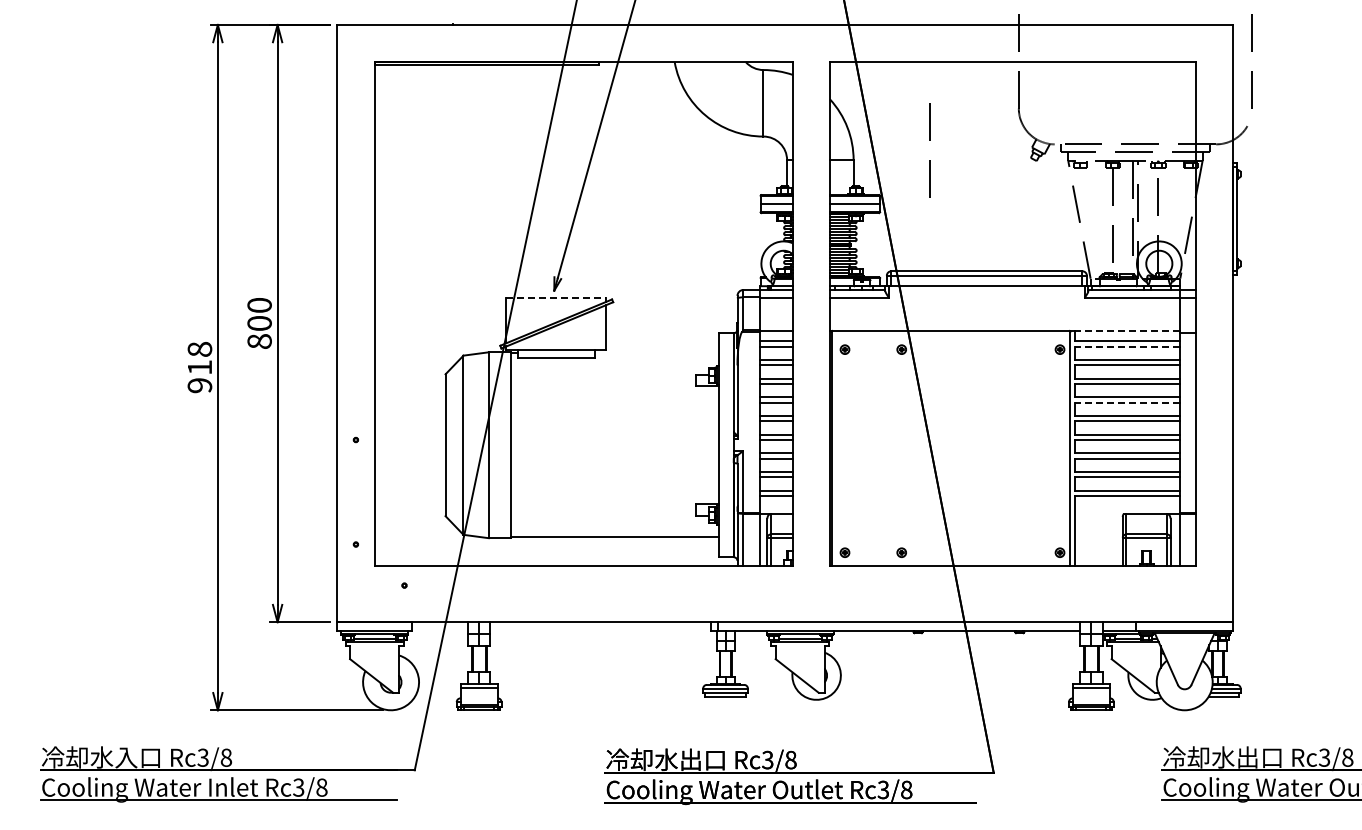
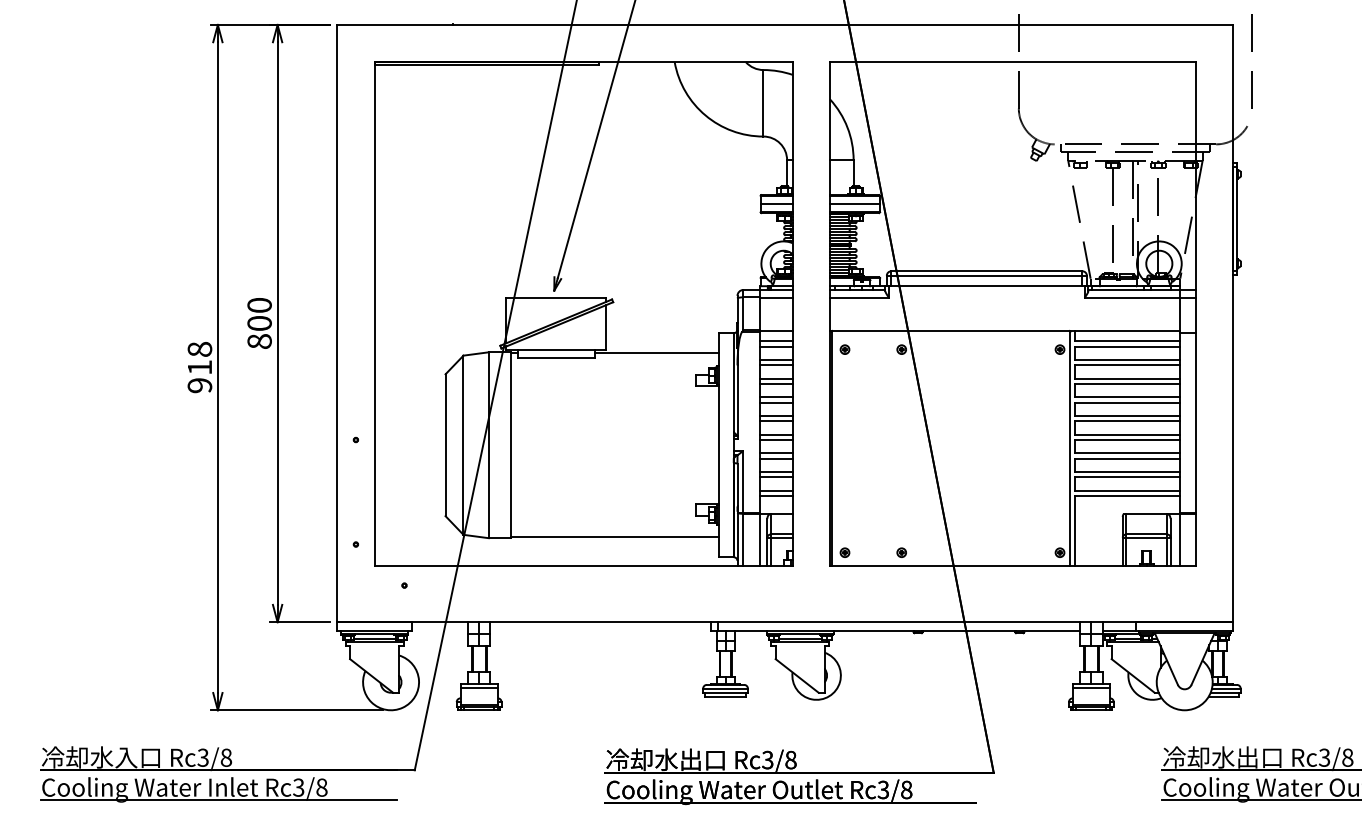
line: present -> none (929, 140)
line: dashed -> solid (556, 298)
line: dashed -> solid (1127, 331)
line: dashed -> solid (1127, 346)
line: none -> present (656, 353)
line: dashed -> solid (1127, 402)
